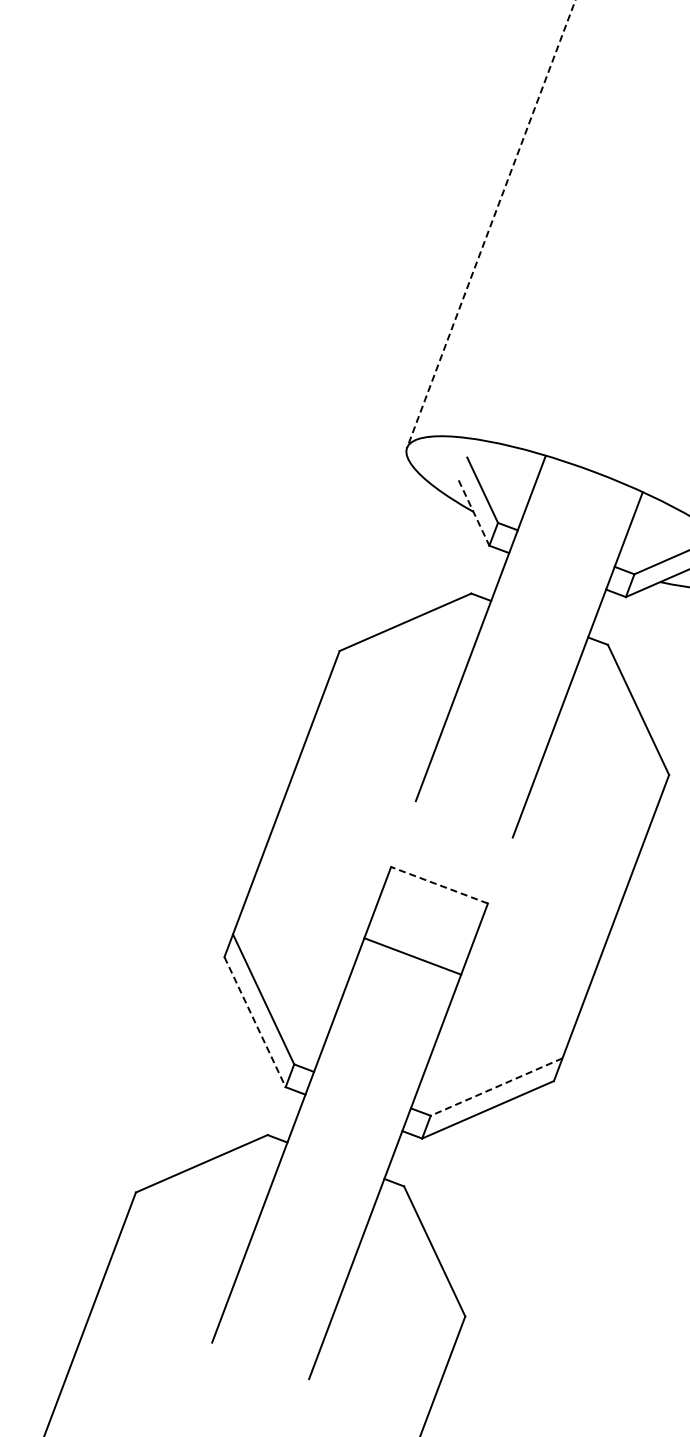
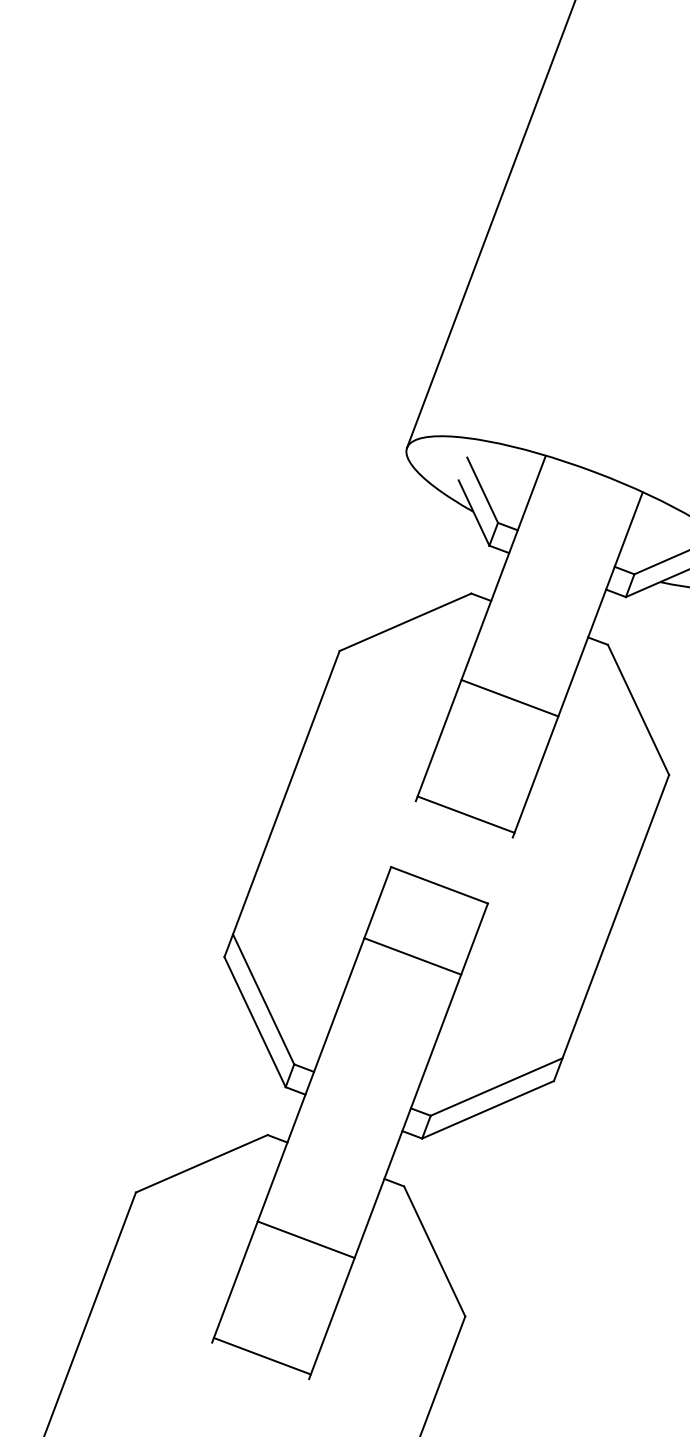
line: dashed -> solid (491, 224)
line: dashed -> solid (474, 513)
line: none -> present (509, 698)
line: none -> present (465, 814)
line: dashed -> solid (439, 885)
line: dashed -> solid (255, 1022)
line: dashed -> solid (496, 1087)
line: none -> present (305, 1239)
line: none -> present (261, 1355)
